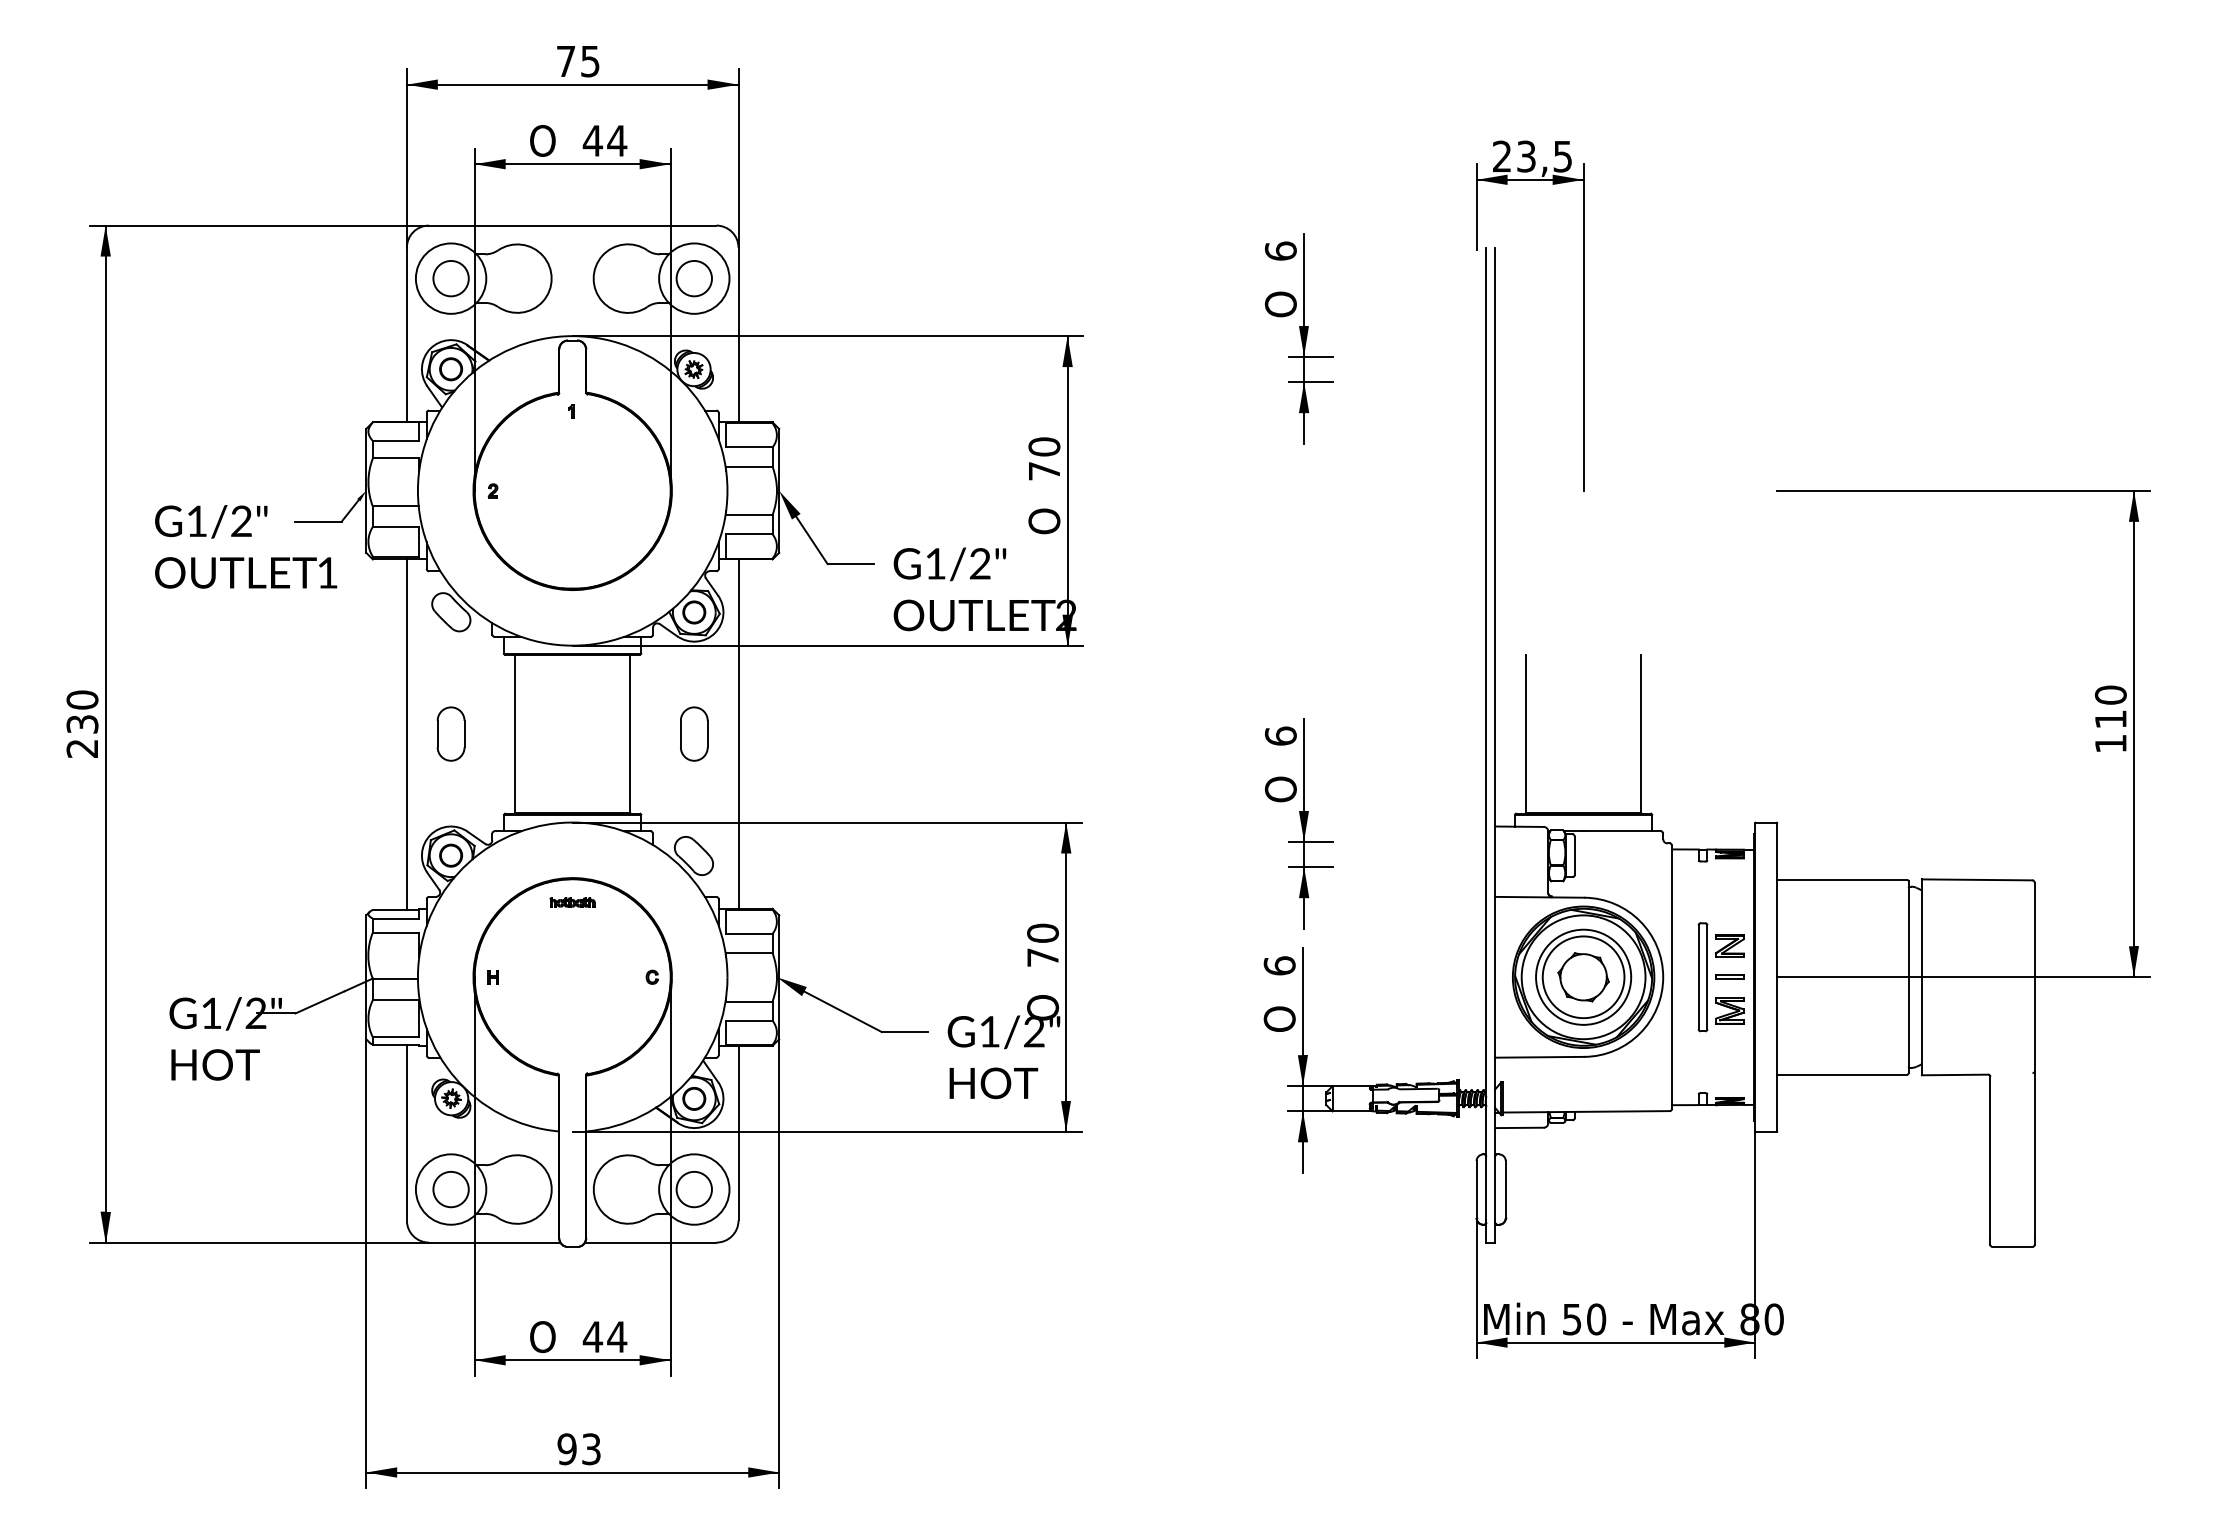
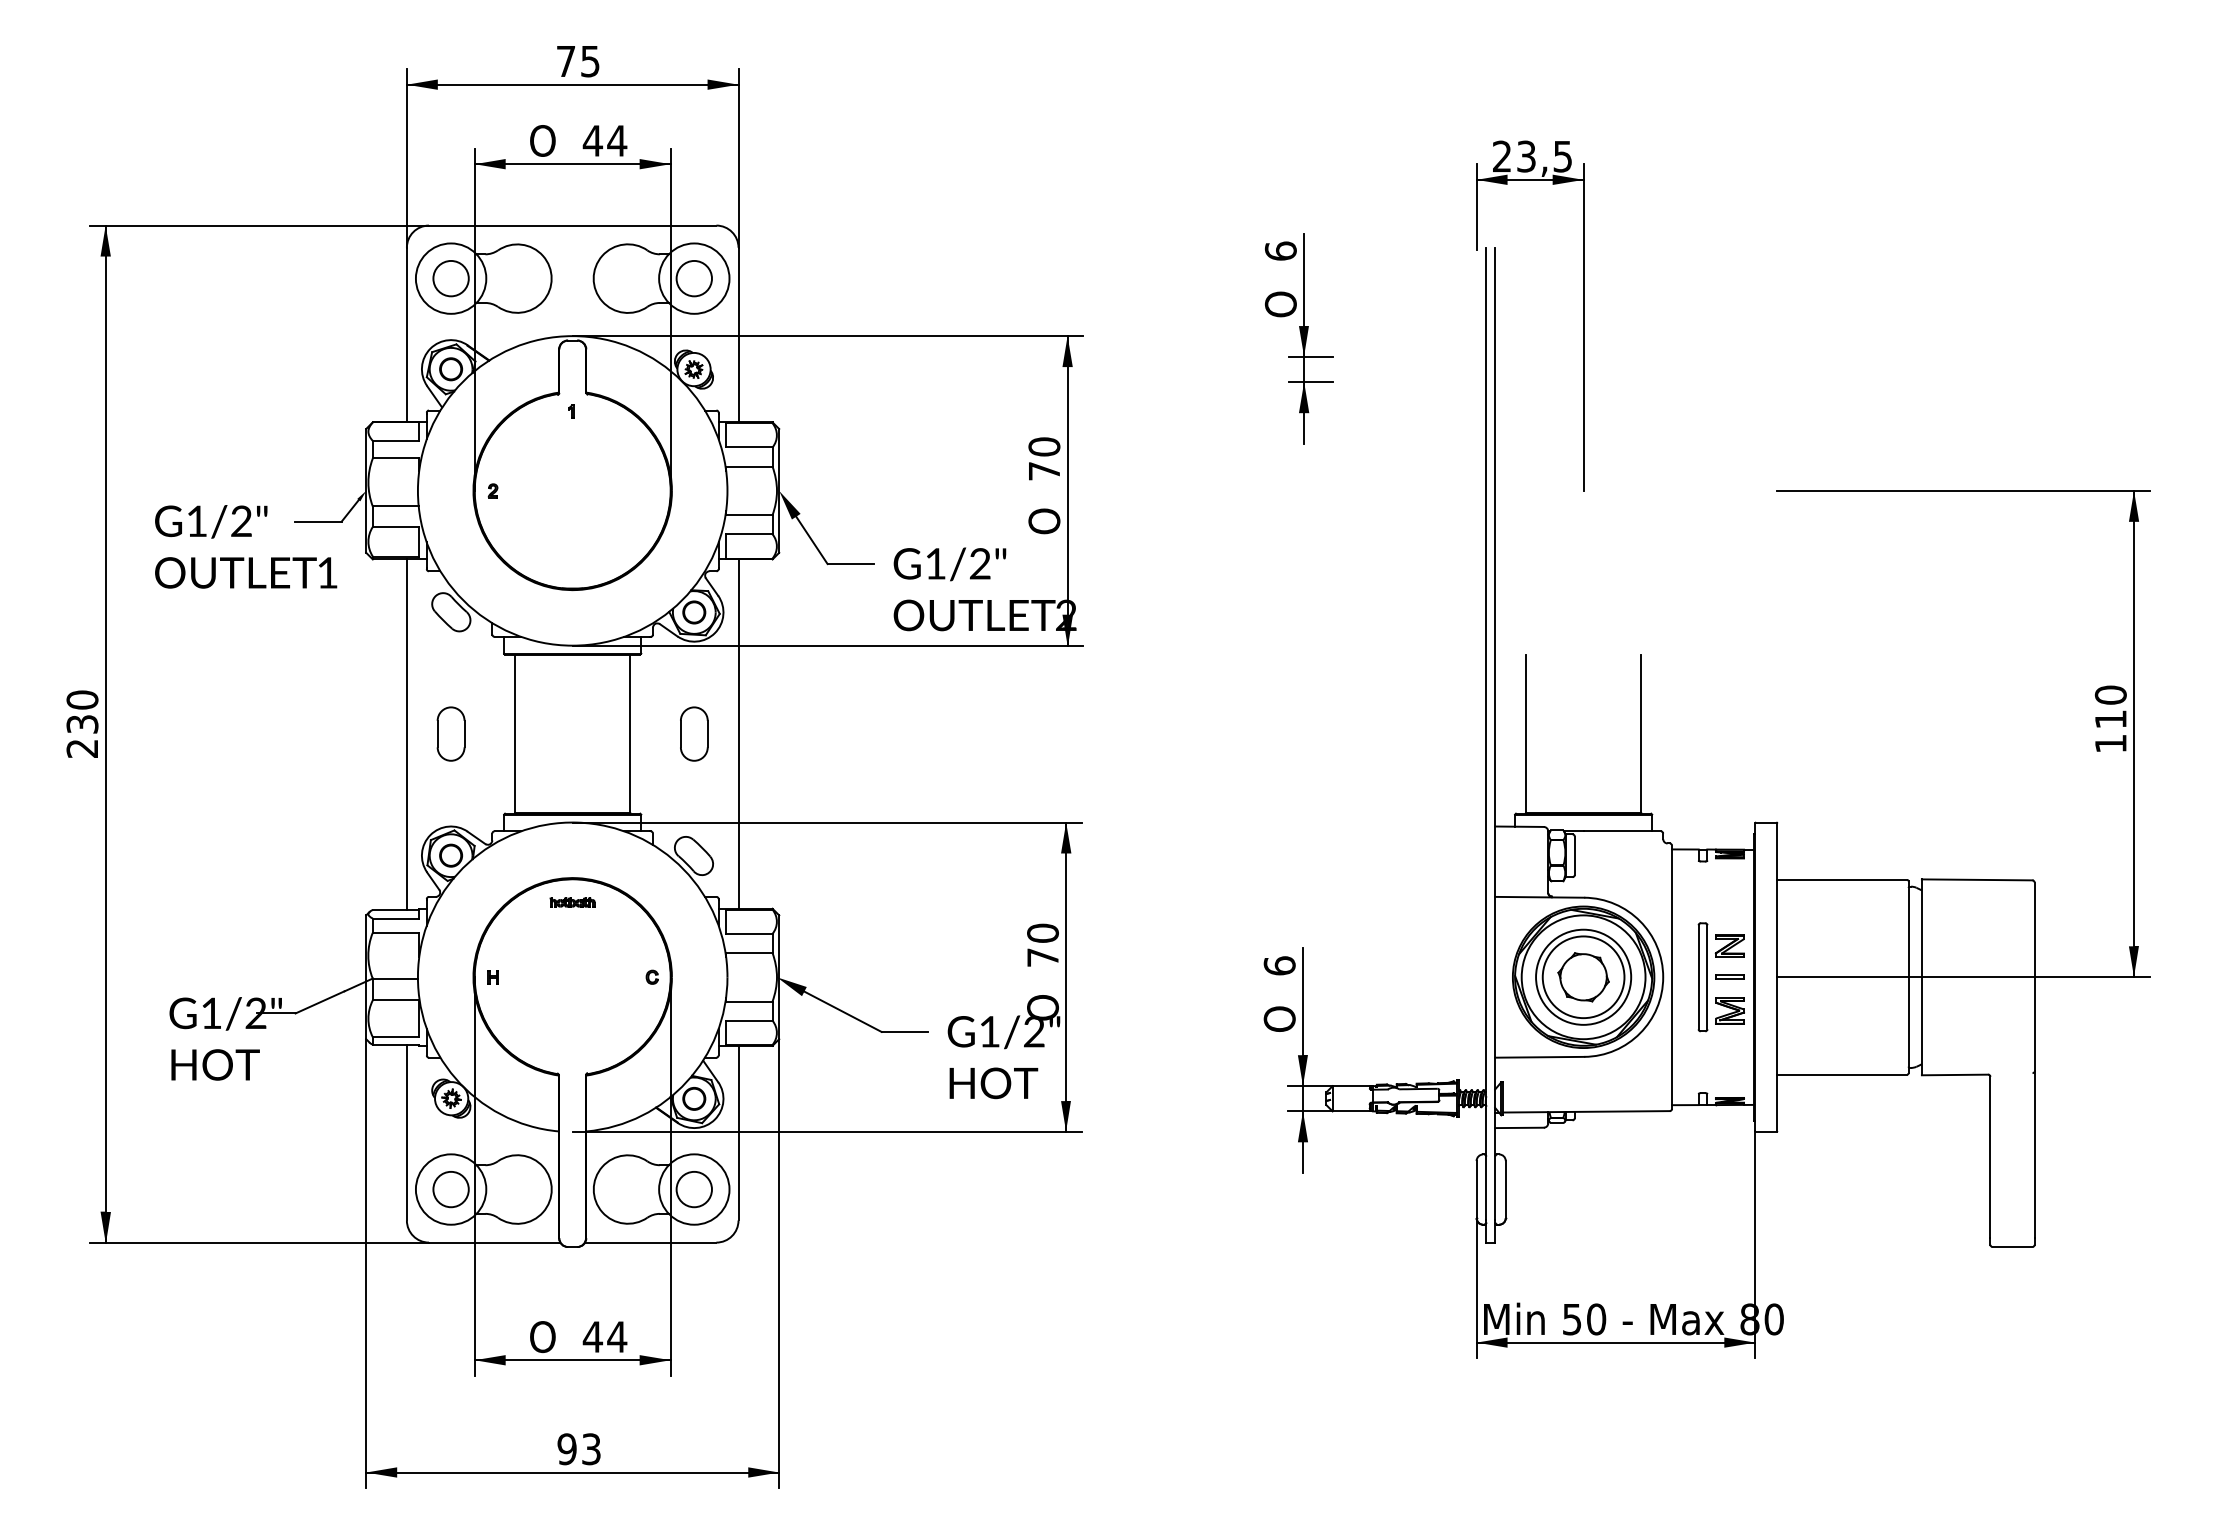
part: present -> none (1299, 823)
